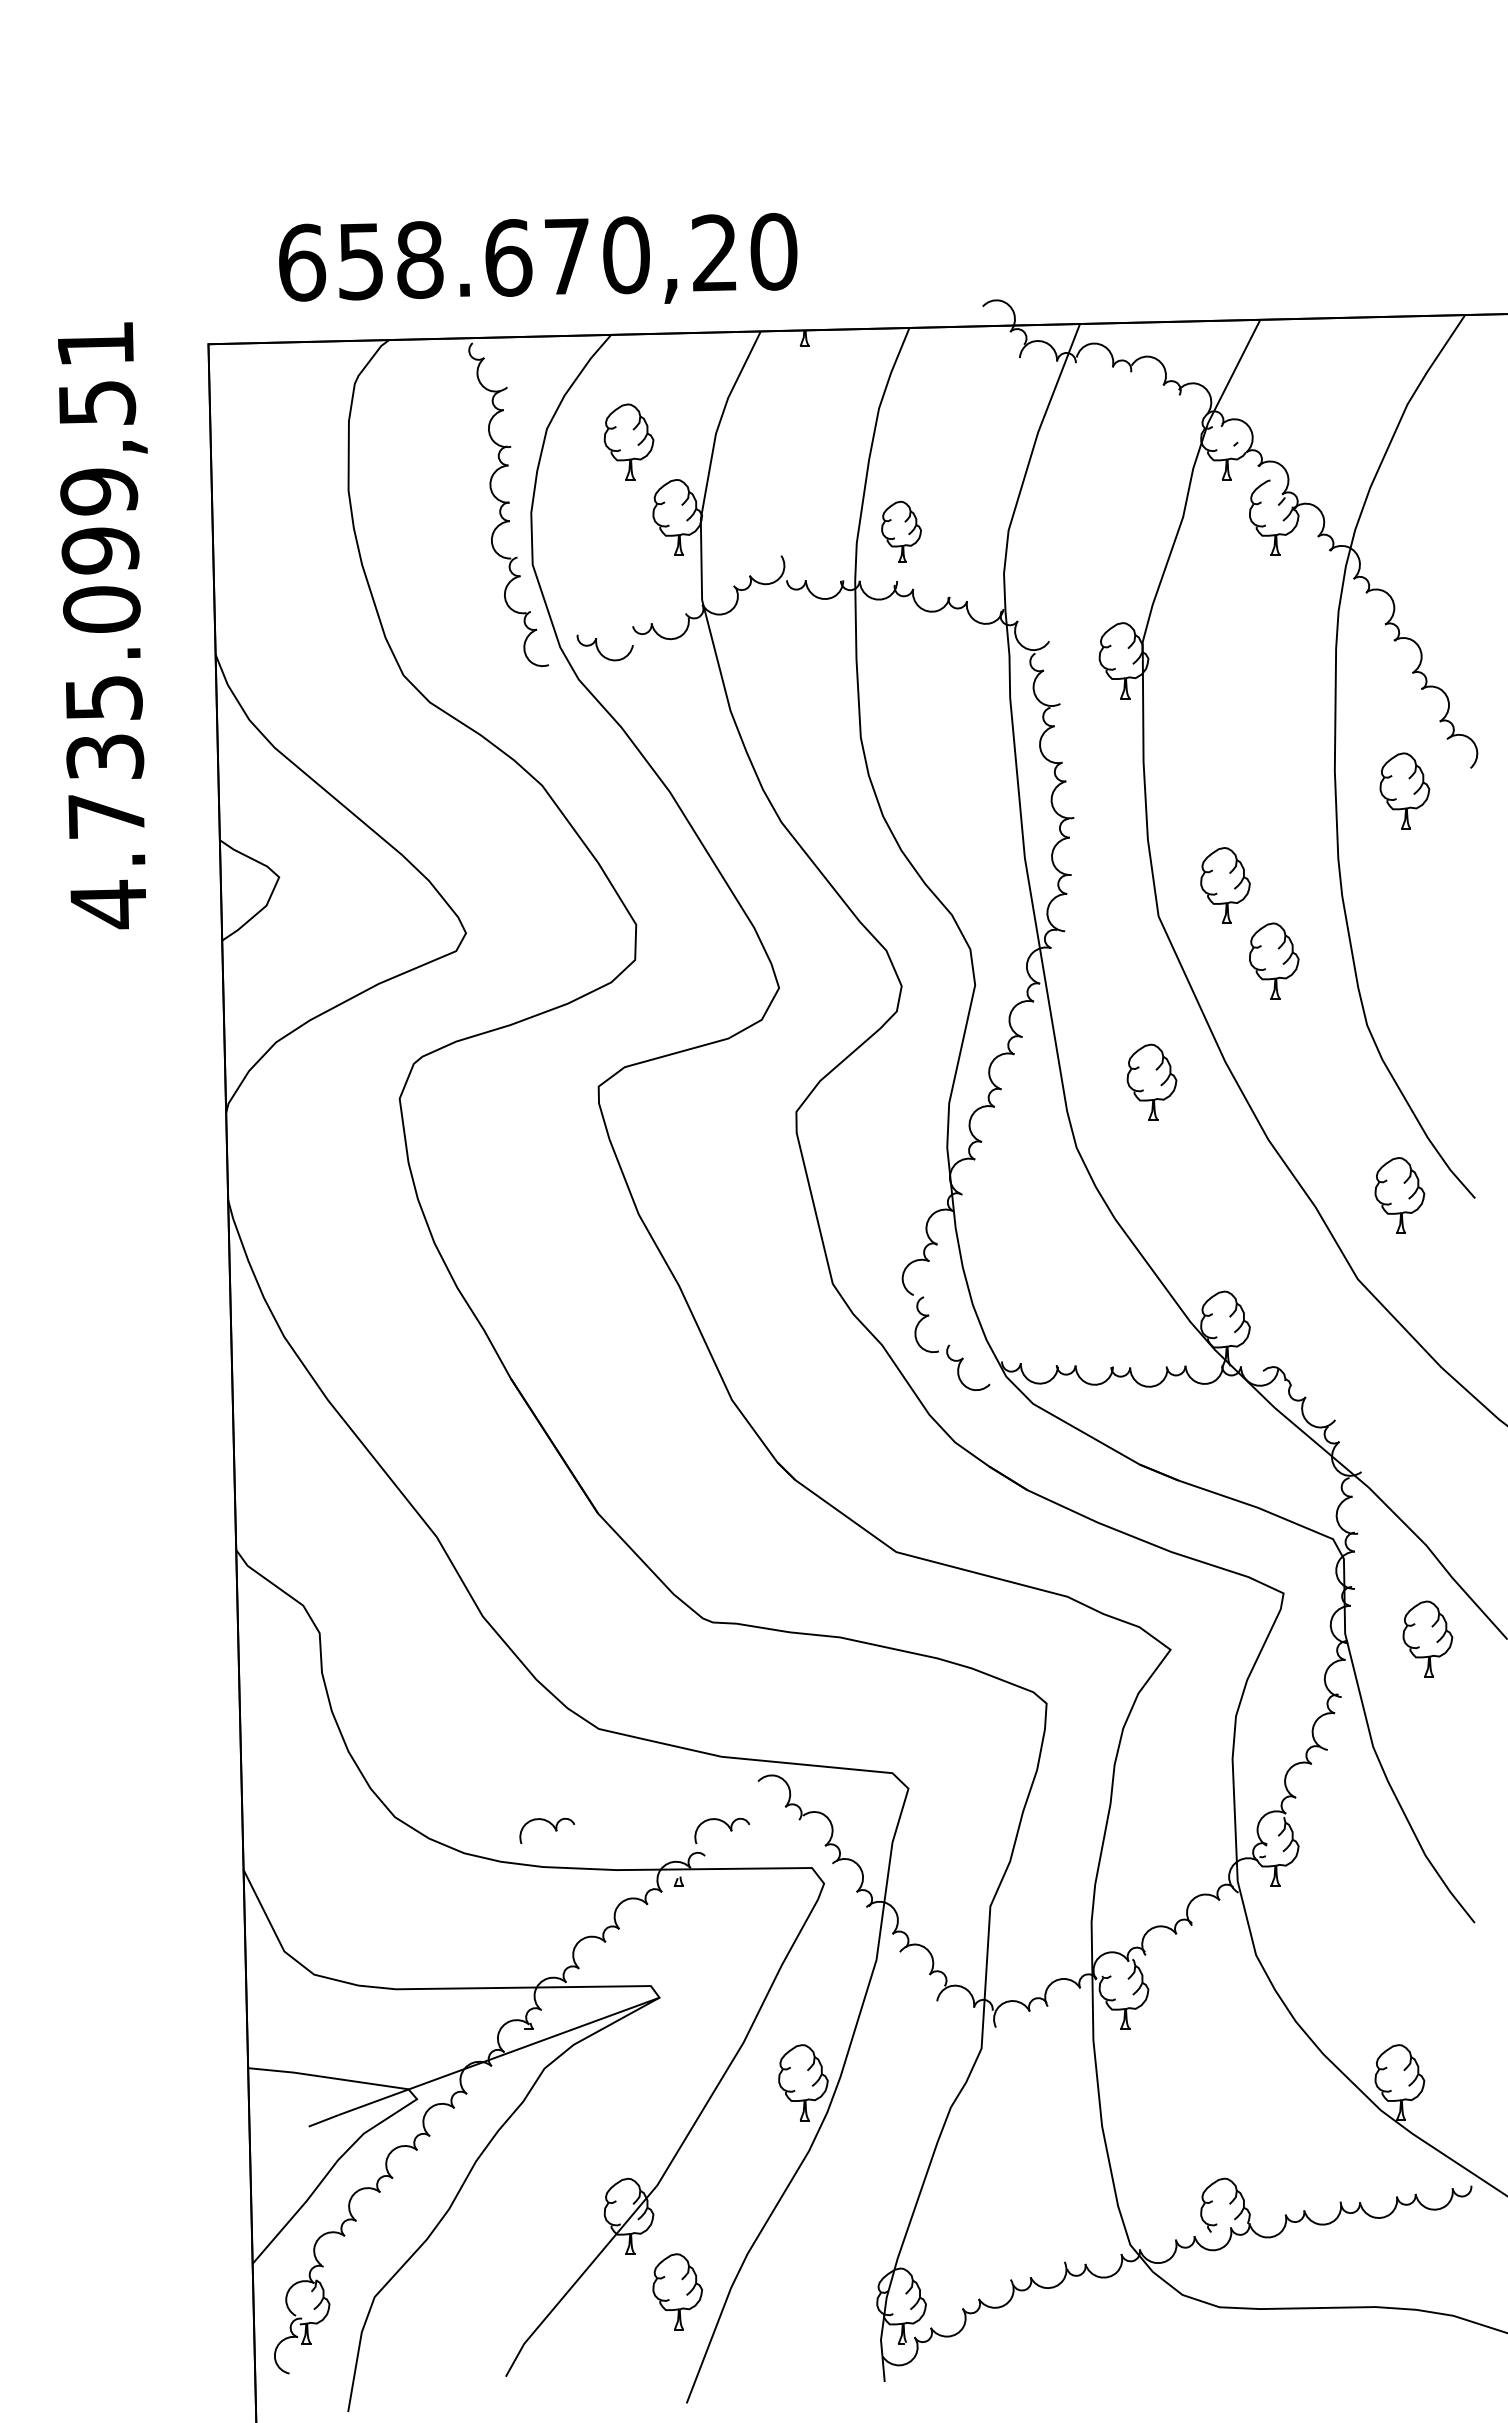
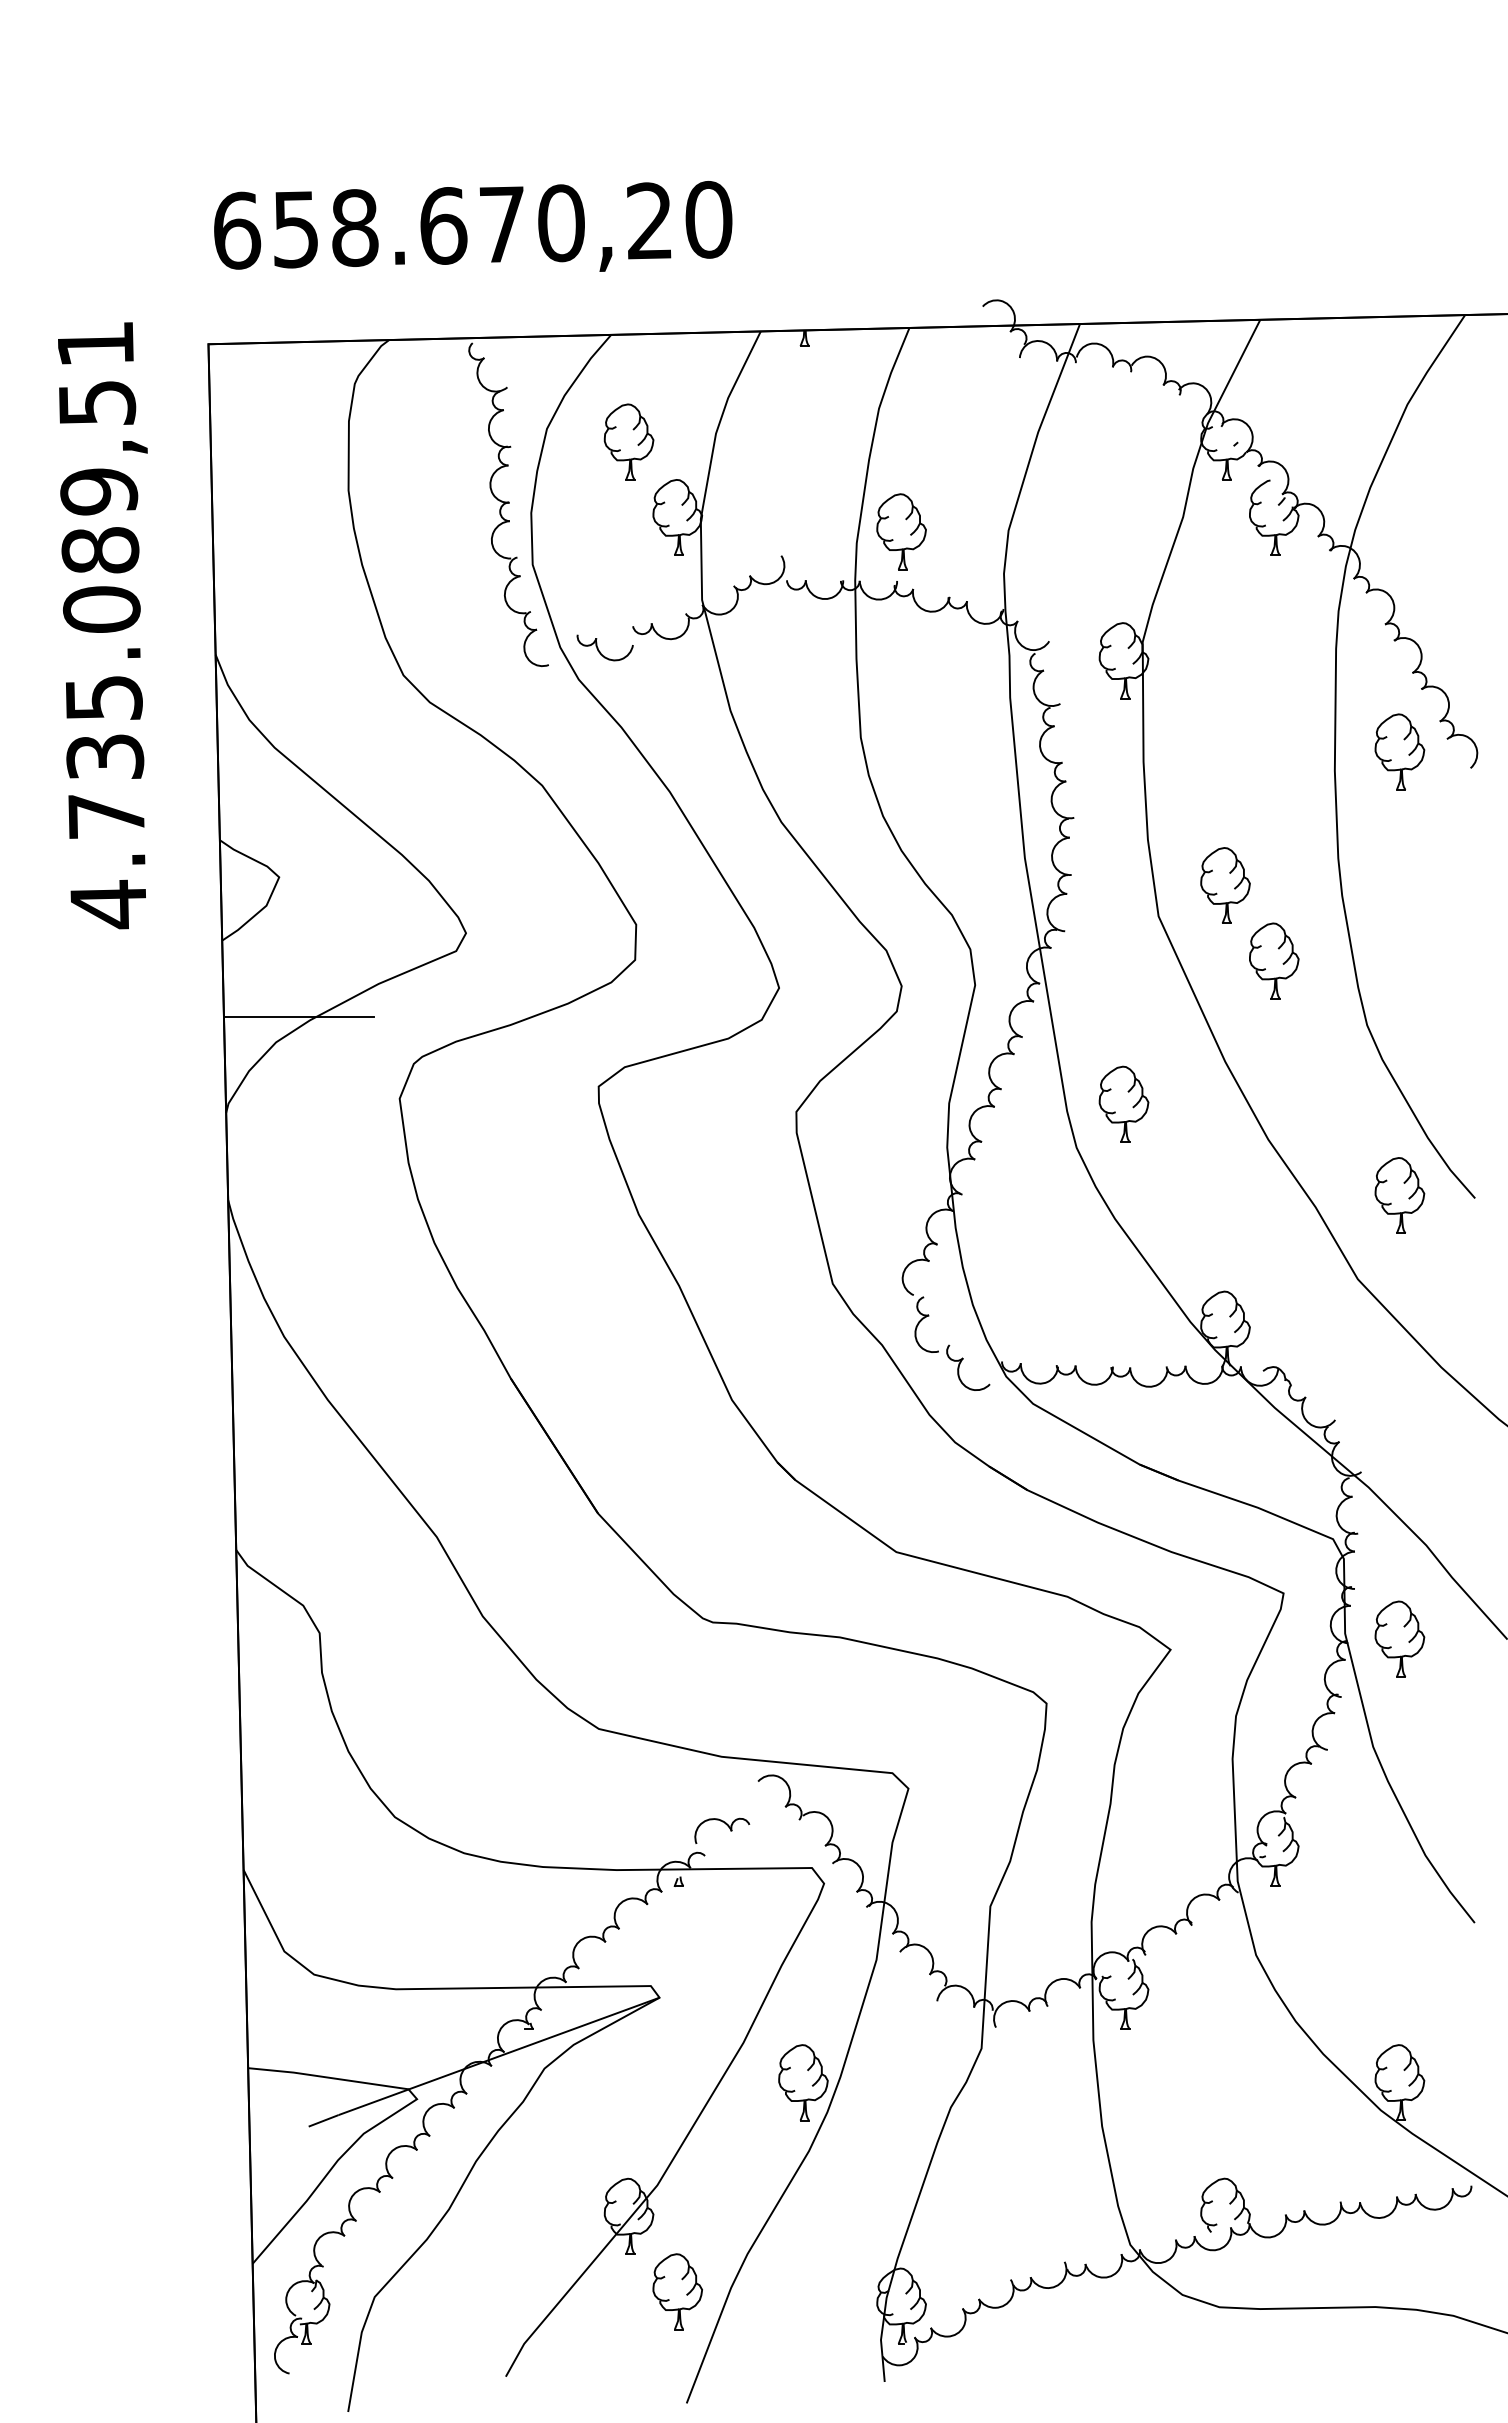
text position: (538, 258) -> (473, 226) (473, 226)
part size: 41x63 px -> 51x78 px (901, 531)
text: 4.735.099,51 -> 4.735.089,51 (100, 550)
part position: (1404, 790) -> (1399, 751) (1399, 751)
line: none -> present (298, 1017)
part position: (1151, 1081) -> (1123, 1103) (1123, 1103)
part position: (1427, 1638) -> (1399, 1638) (1399, 1638)
part: present -> none (551, 1825)
